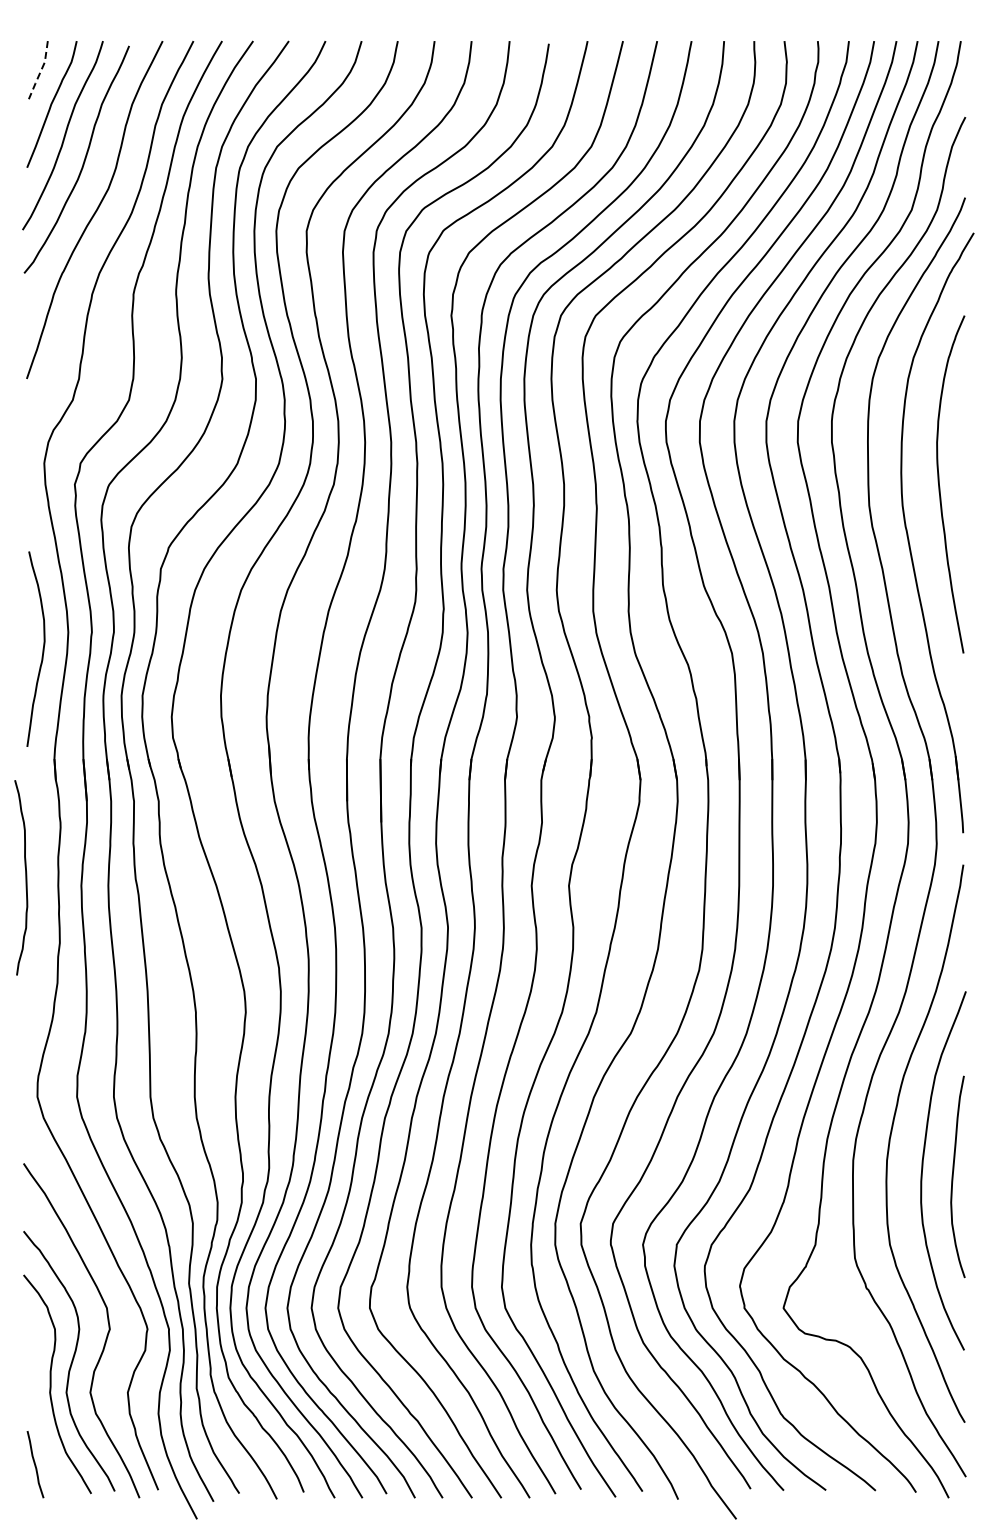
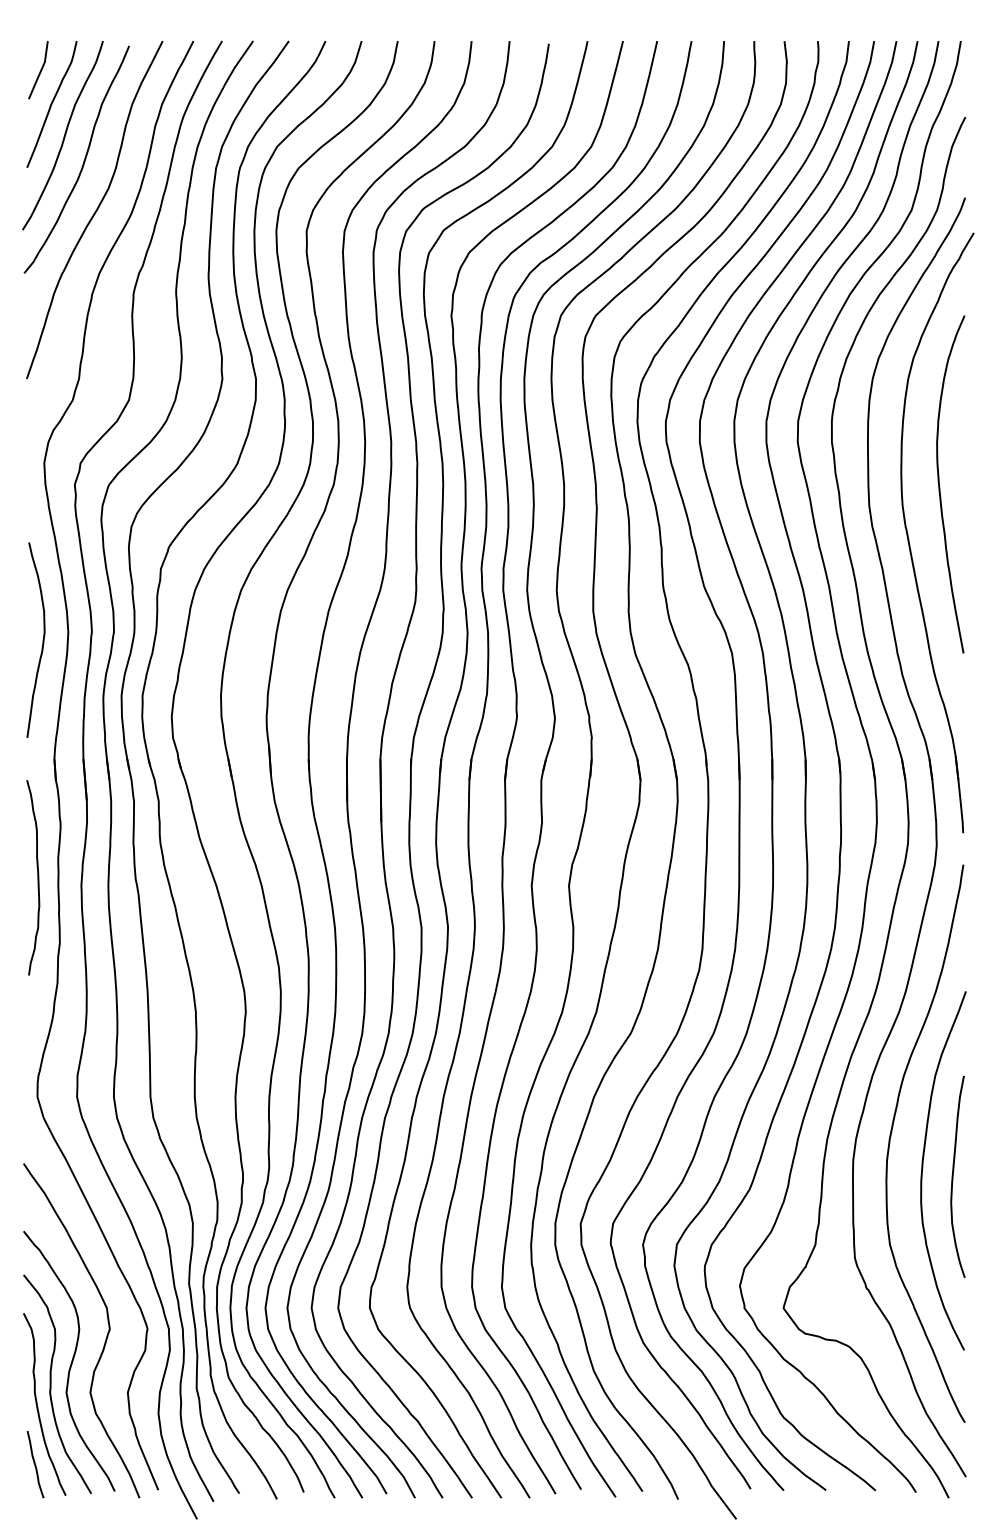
line: dashed -> solid (41, 71)
curve position: (42, 648) -> (42, 639) (42, 639)
curve position: (25, 877) -> (37, 877) (37, 877)
curve: none -> present (38, 1406)
